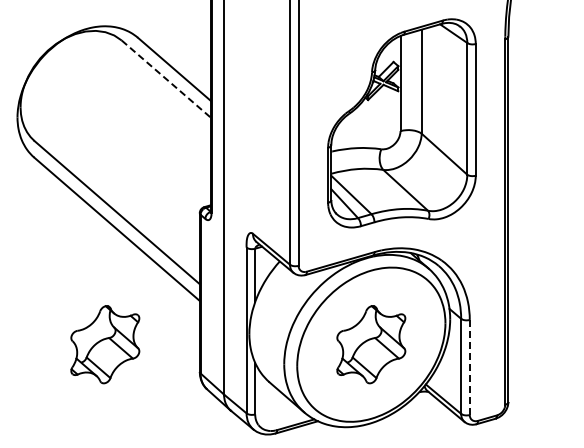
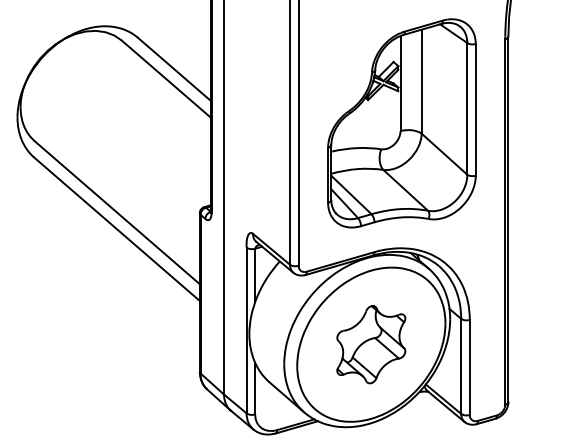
line: dashed -> solid (166, 79)
part: present -> none (105, 344)
line: dashed -> solid (469, 367)
